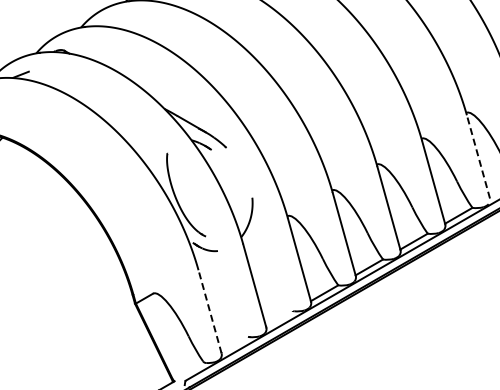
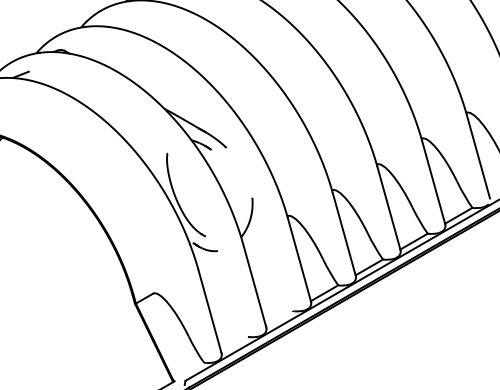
line: dashed -> solid (478, 156)
line: dashed -> solid (209, 311)
